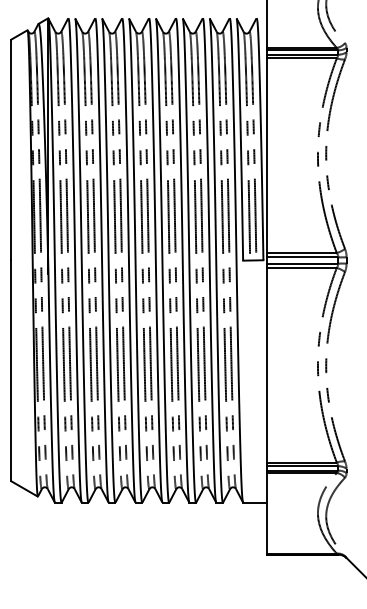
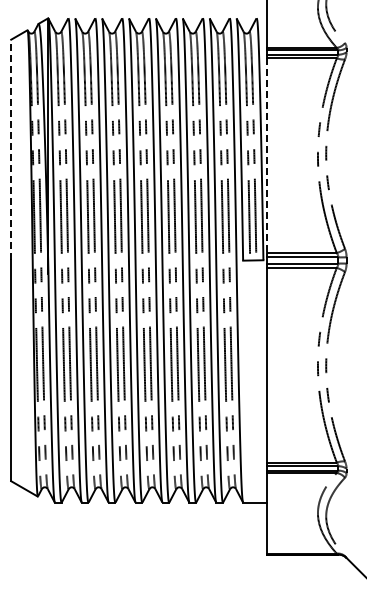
line: solid -> dashed (11, 149)
line: solid -> dashed (267, 156)
